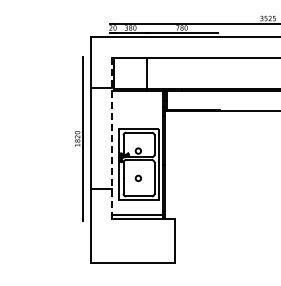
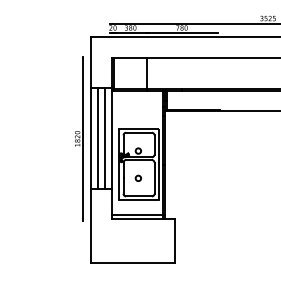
line: none -> present (97, 138)
line: none -> present (105, 138)
line: dashed -> solid (112, 138)
